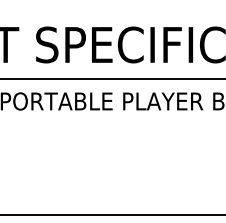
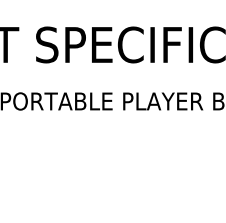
line: present -> none (112, 78)
line: present -> none (112, 214)
